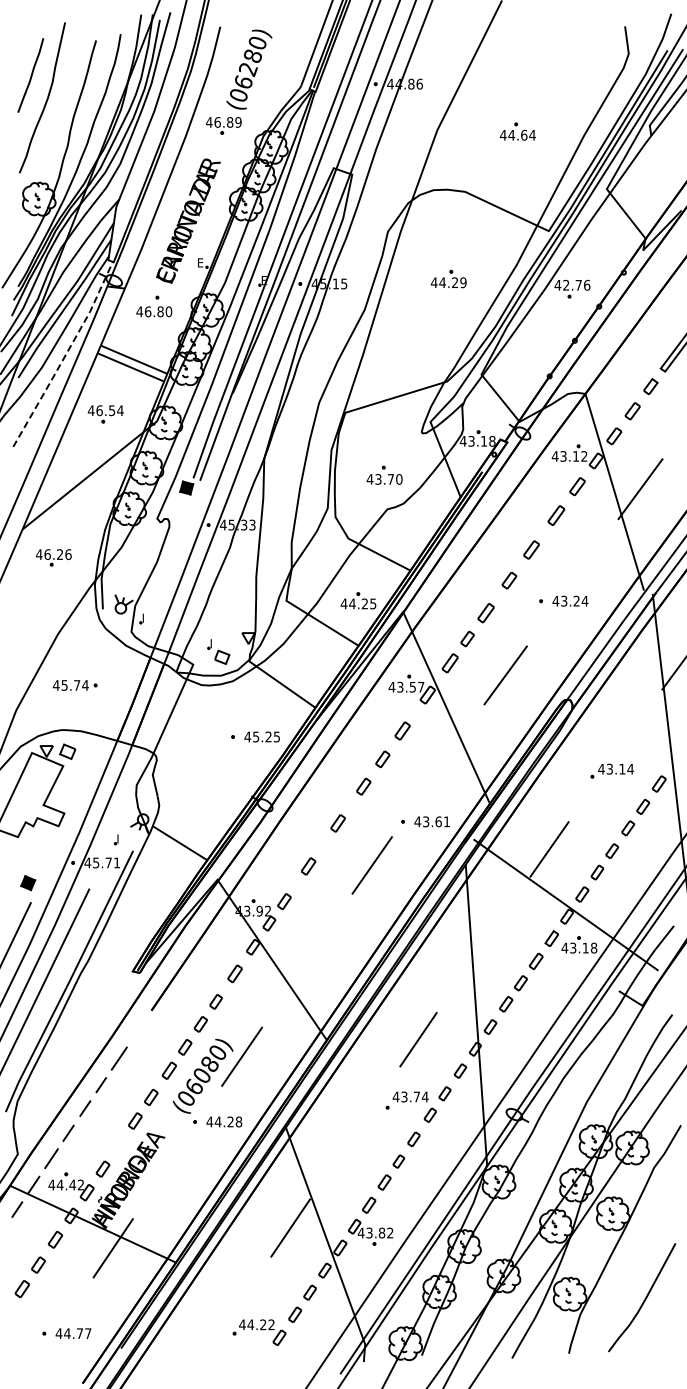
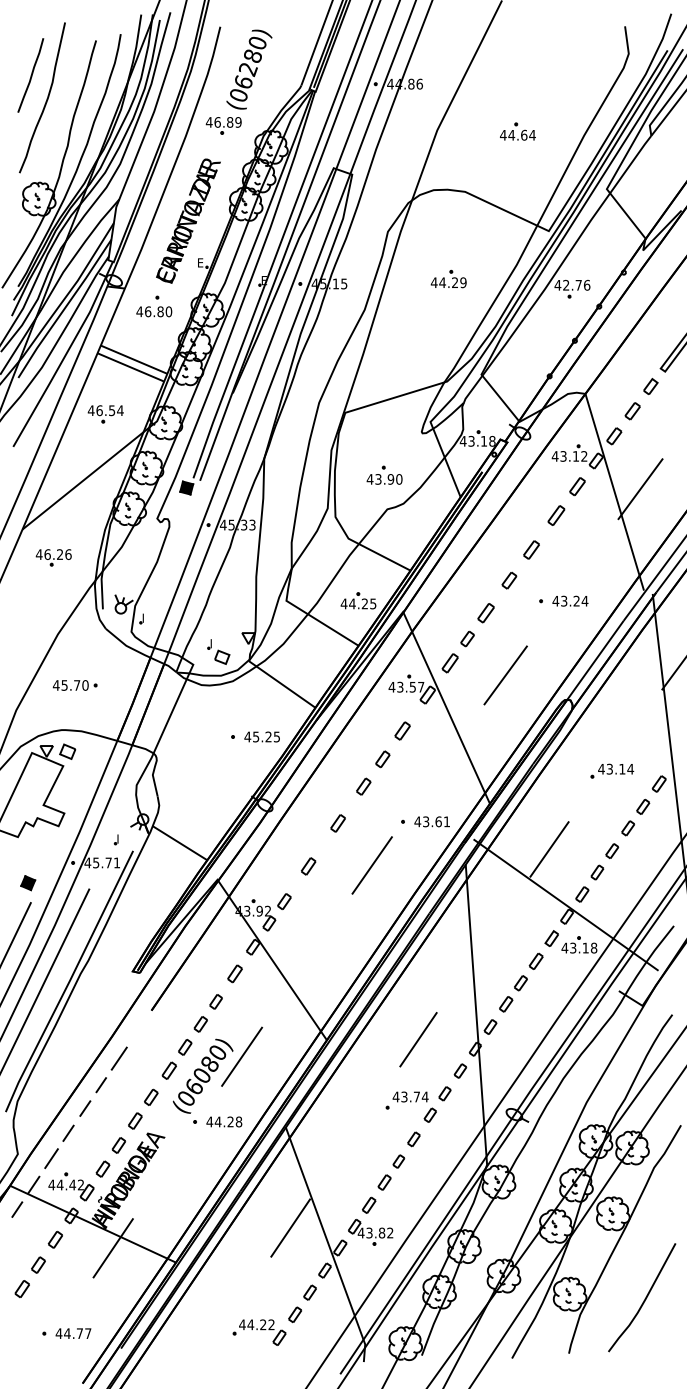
line: dashed -> solid (65, 355)
text: 43.70 -> 43.90 (390, 479)
text: 45.74 -> 45.70 (85, 685)
part: none -> present (118, 1145)
